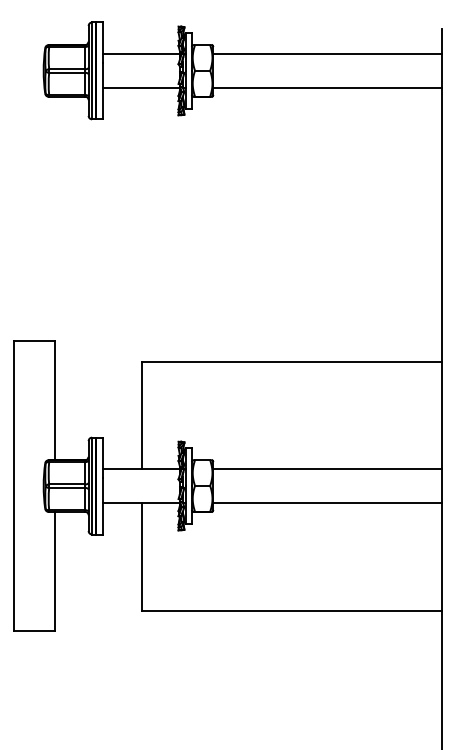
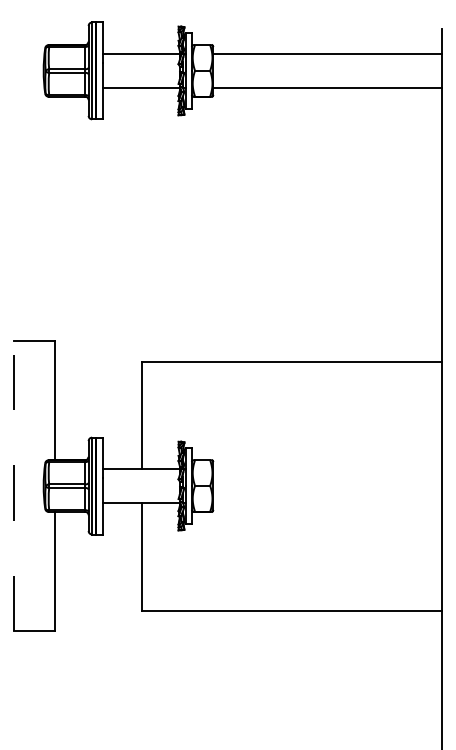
line: present -> none (327, 468)
line: solid -> dashed (13, 485)
line: present -> none (327, 503)
